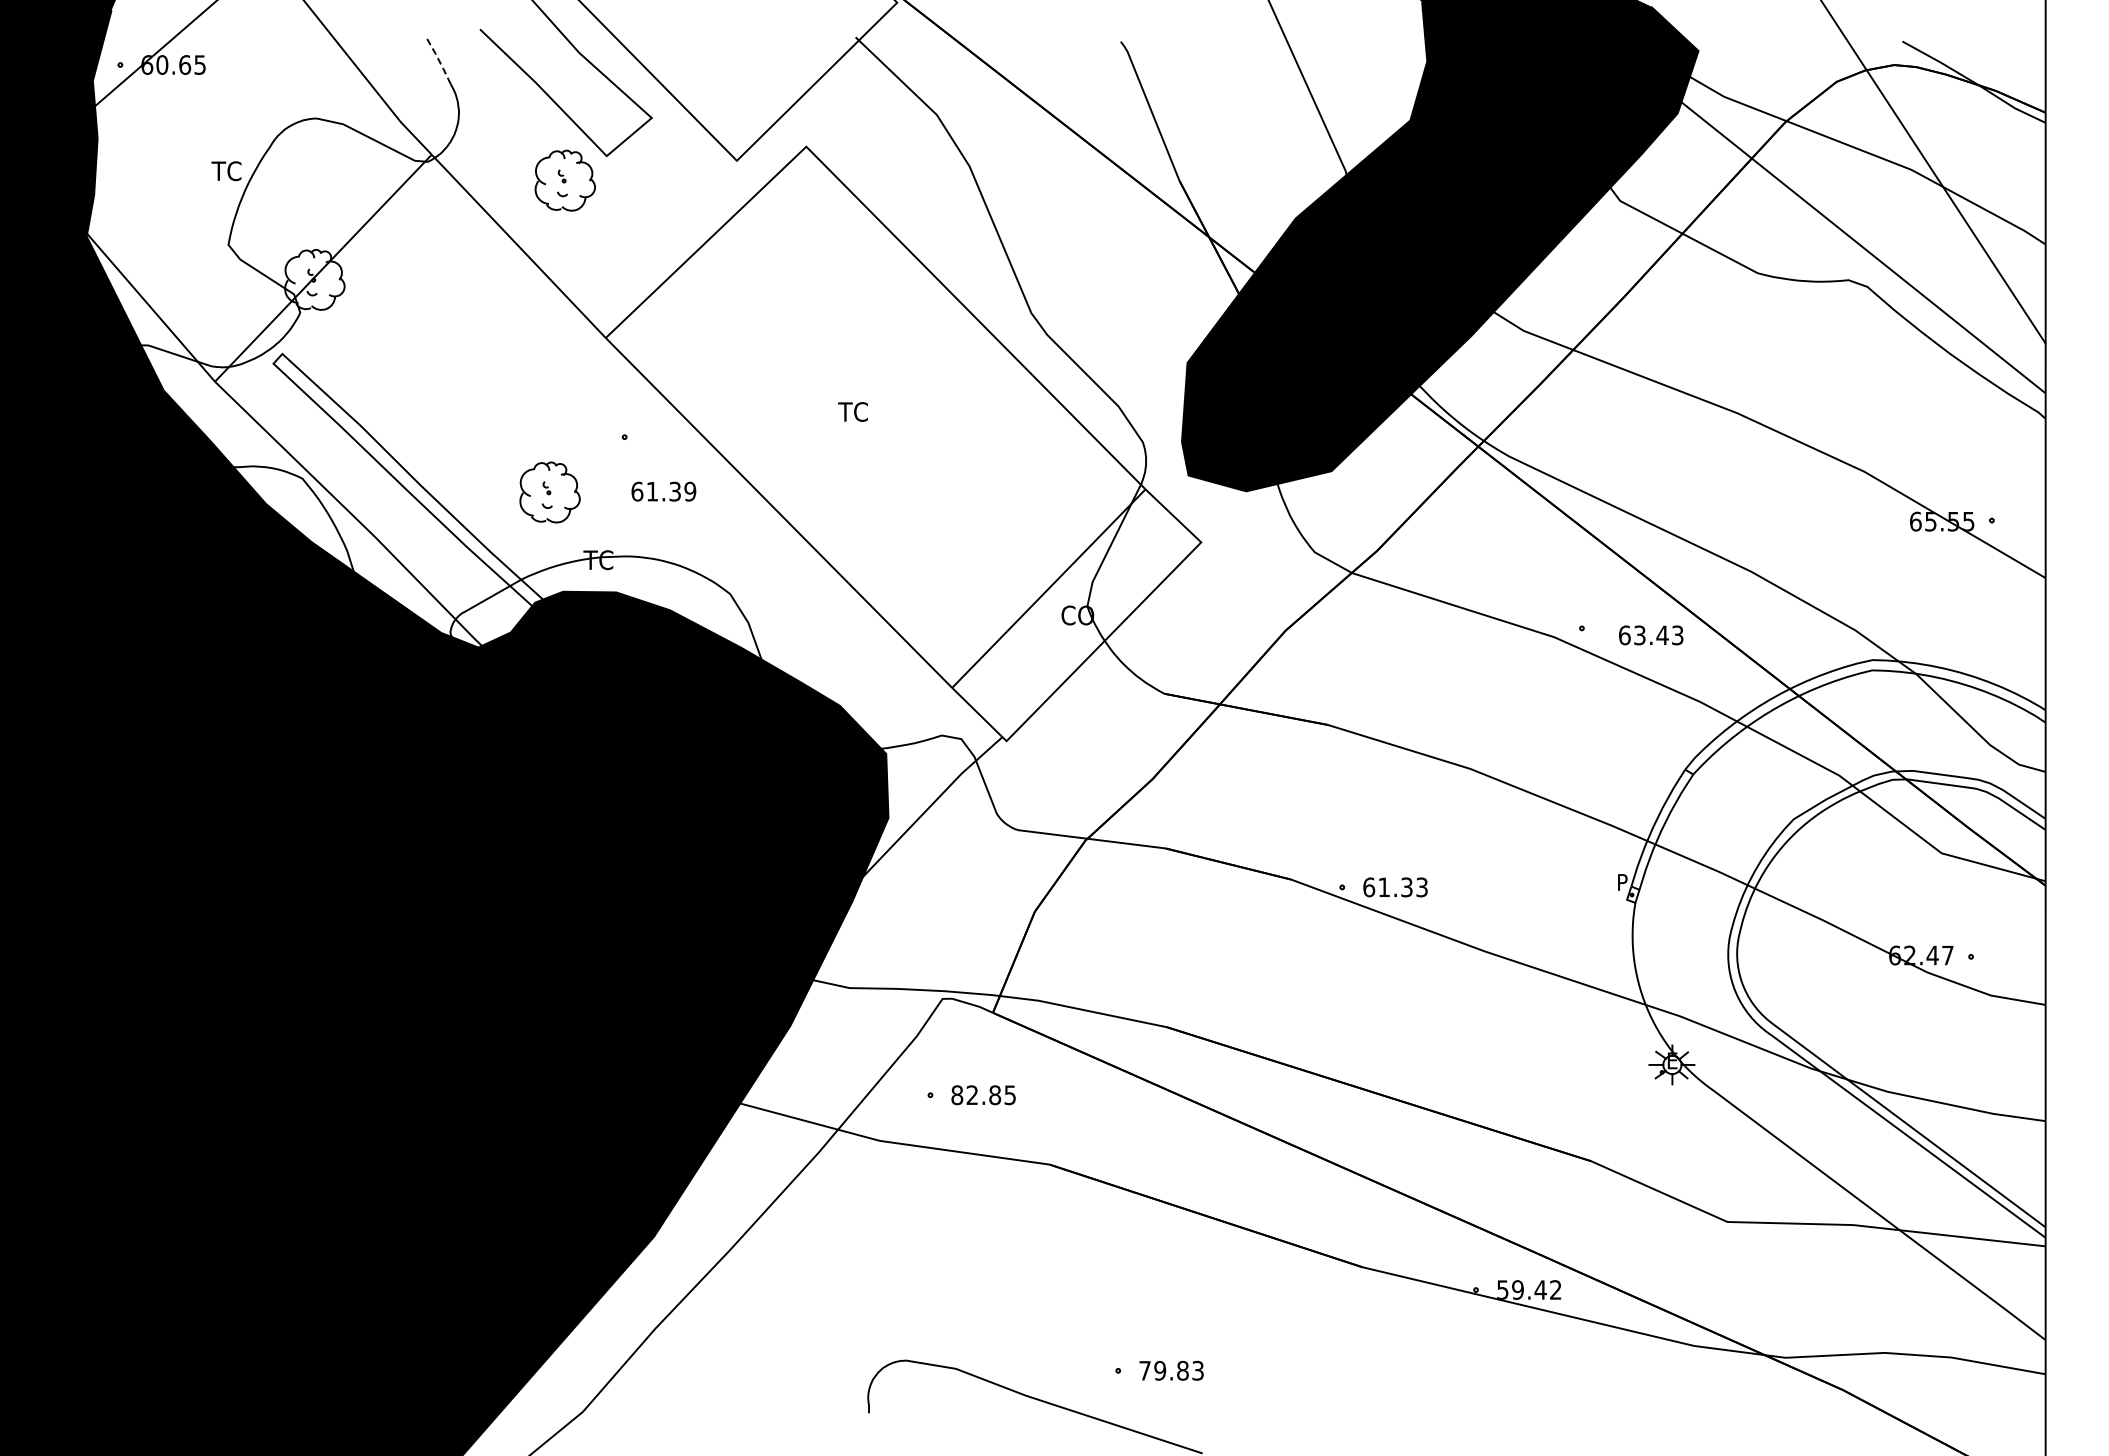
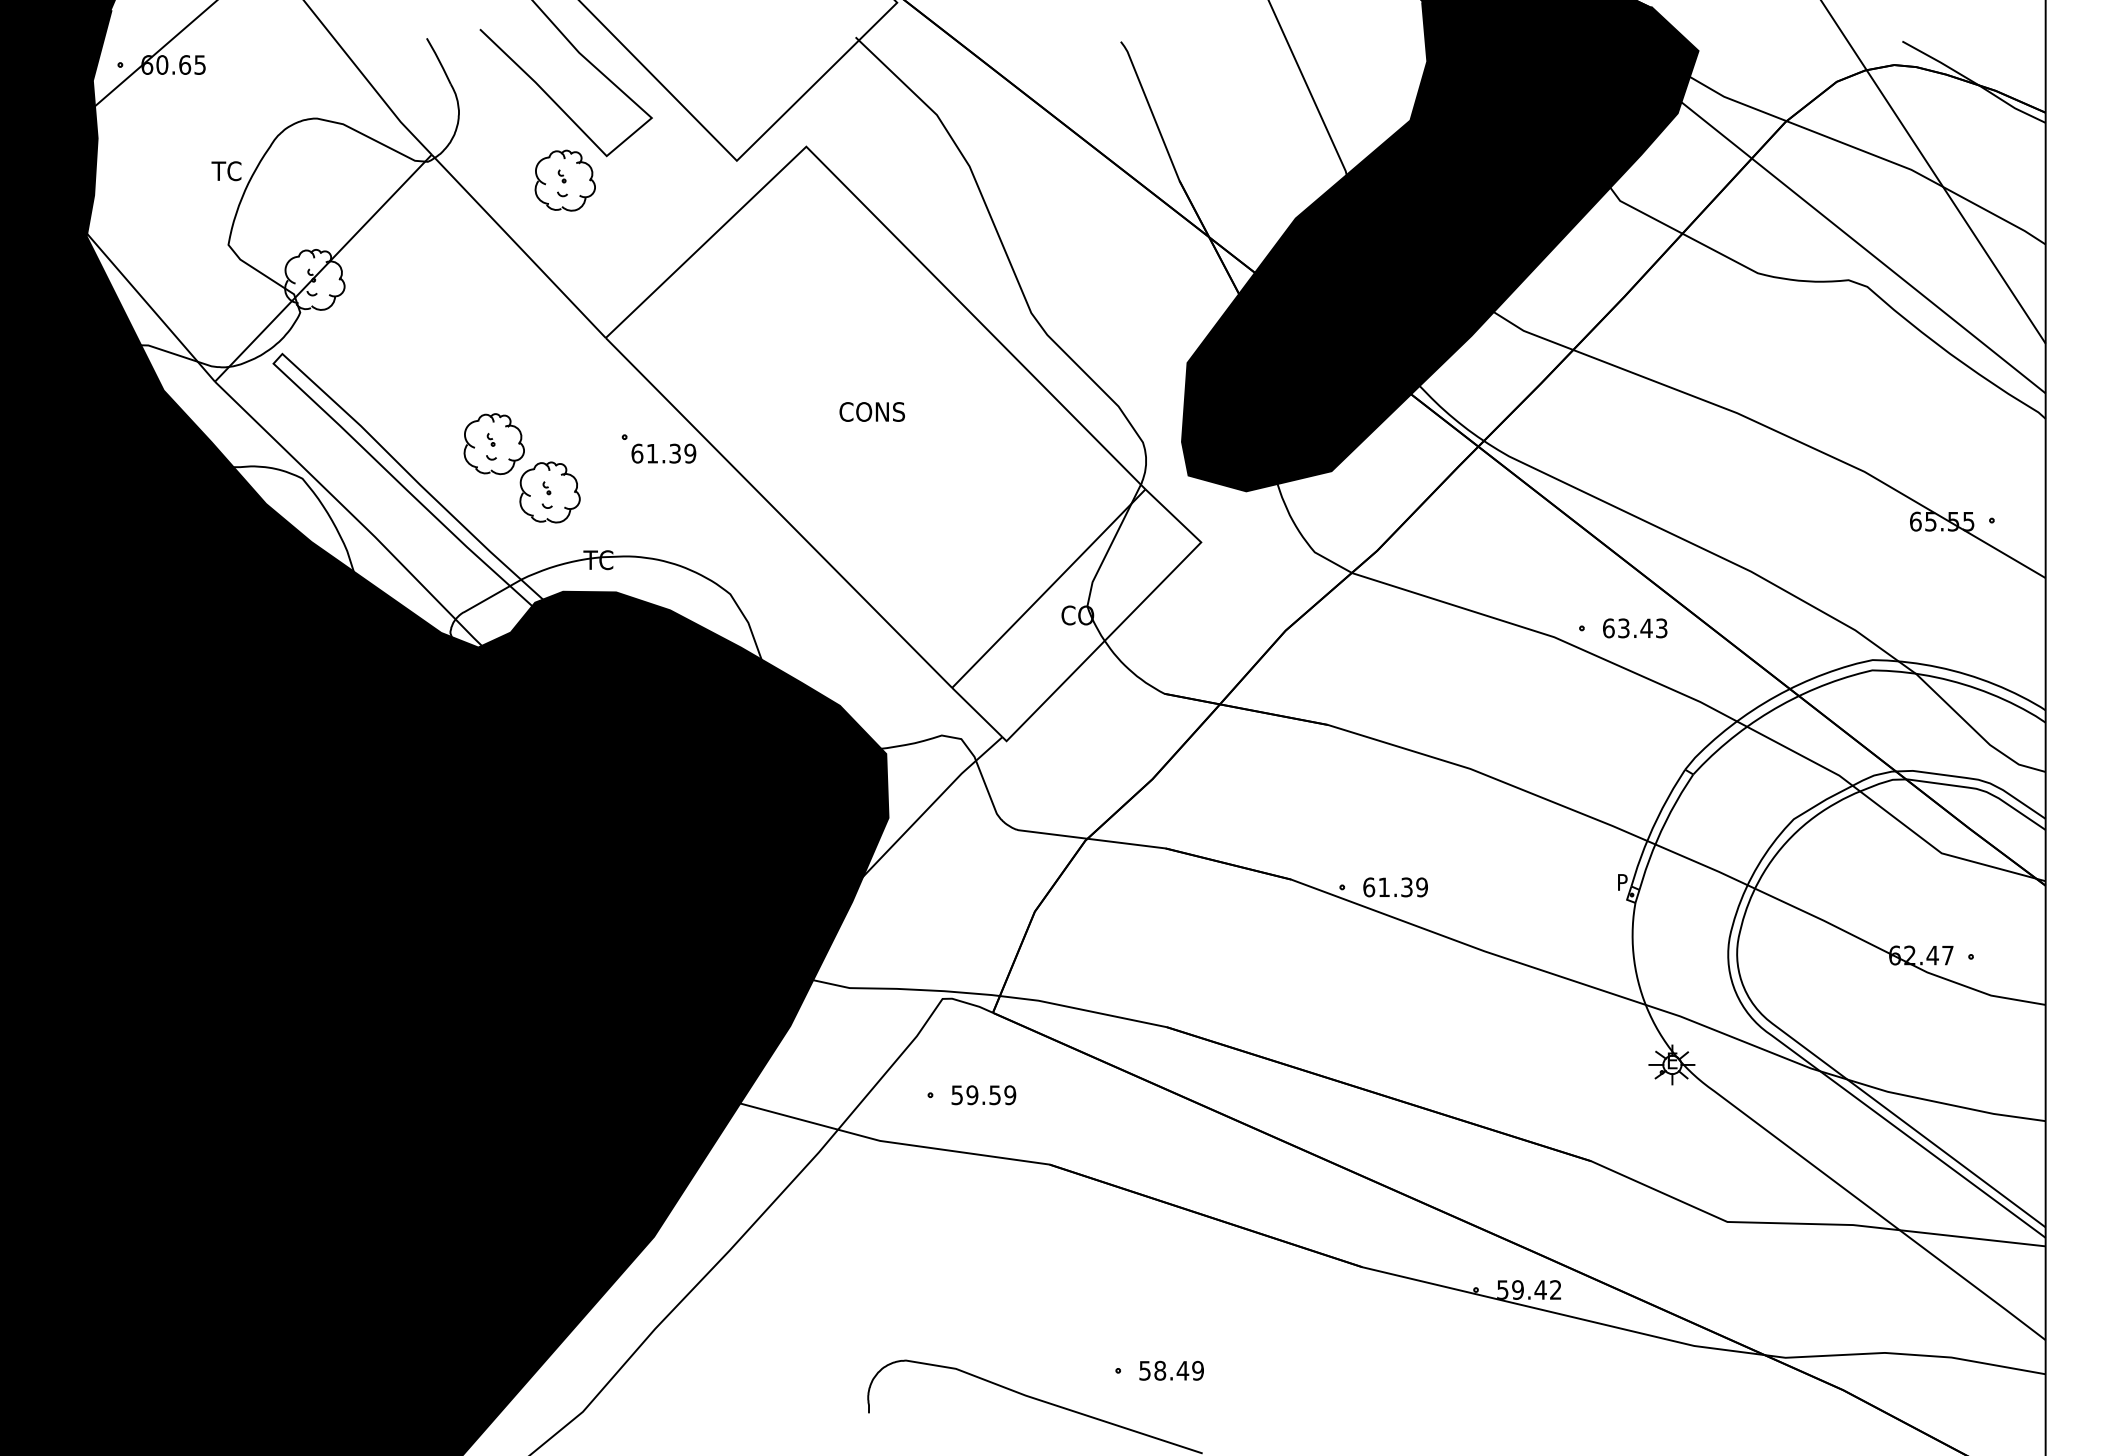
line: dashed -> solid (439, 60)
text: TC -> CONS (871, 411)
part: none -> present (493, 444)
text position: (663, 491) -> (663, 453) (663, 453)
text position: (1651, 635) -> (1635, 628) (1635, 628)
text: 61.33 -> 61.39 (1421, 887)
text: 82.85 -> 59.59 (983, 1095)
text: 79.83 -> 58.49 (1171, 1370)
